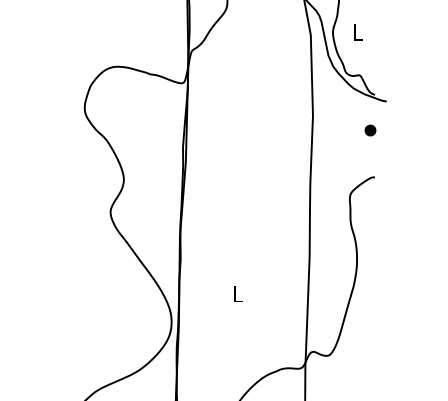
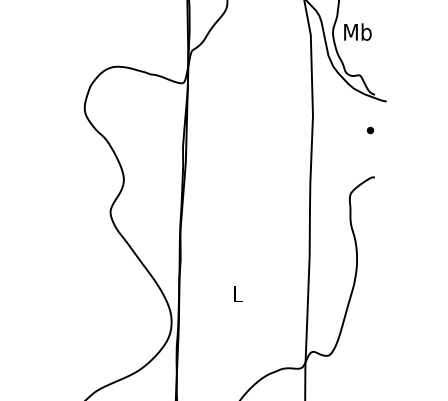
text: L -> Mb (357, 31)
part size: 13x13 px -> 9x9 px (370, 130)
